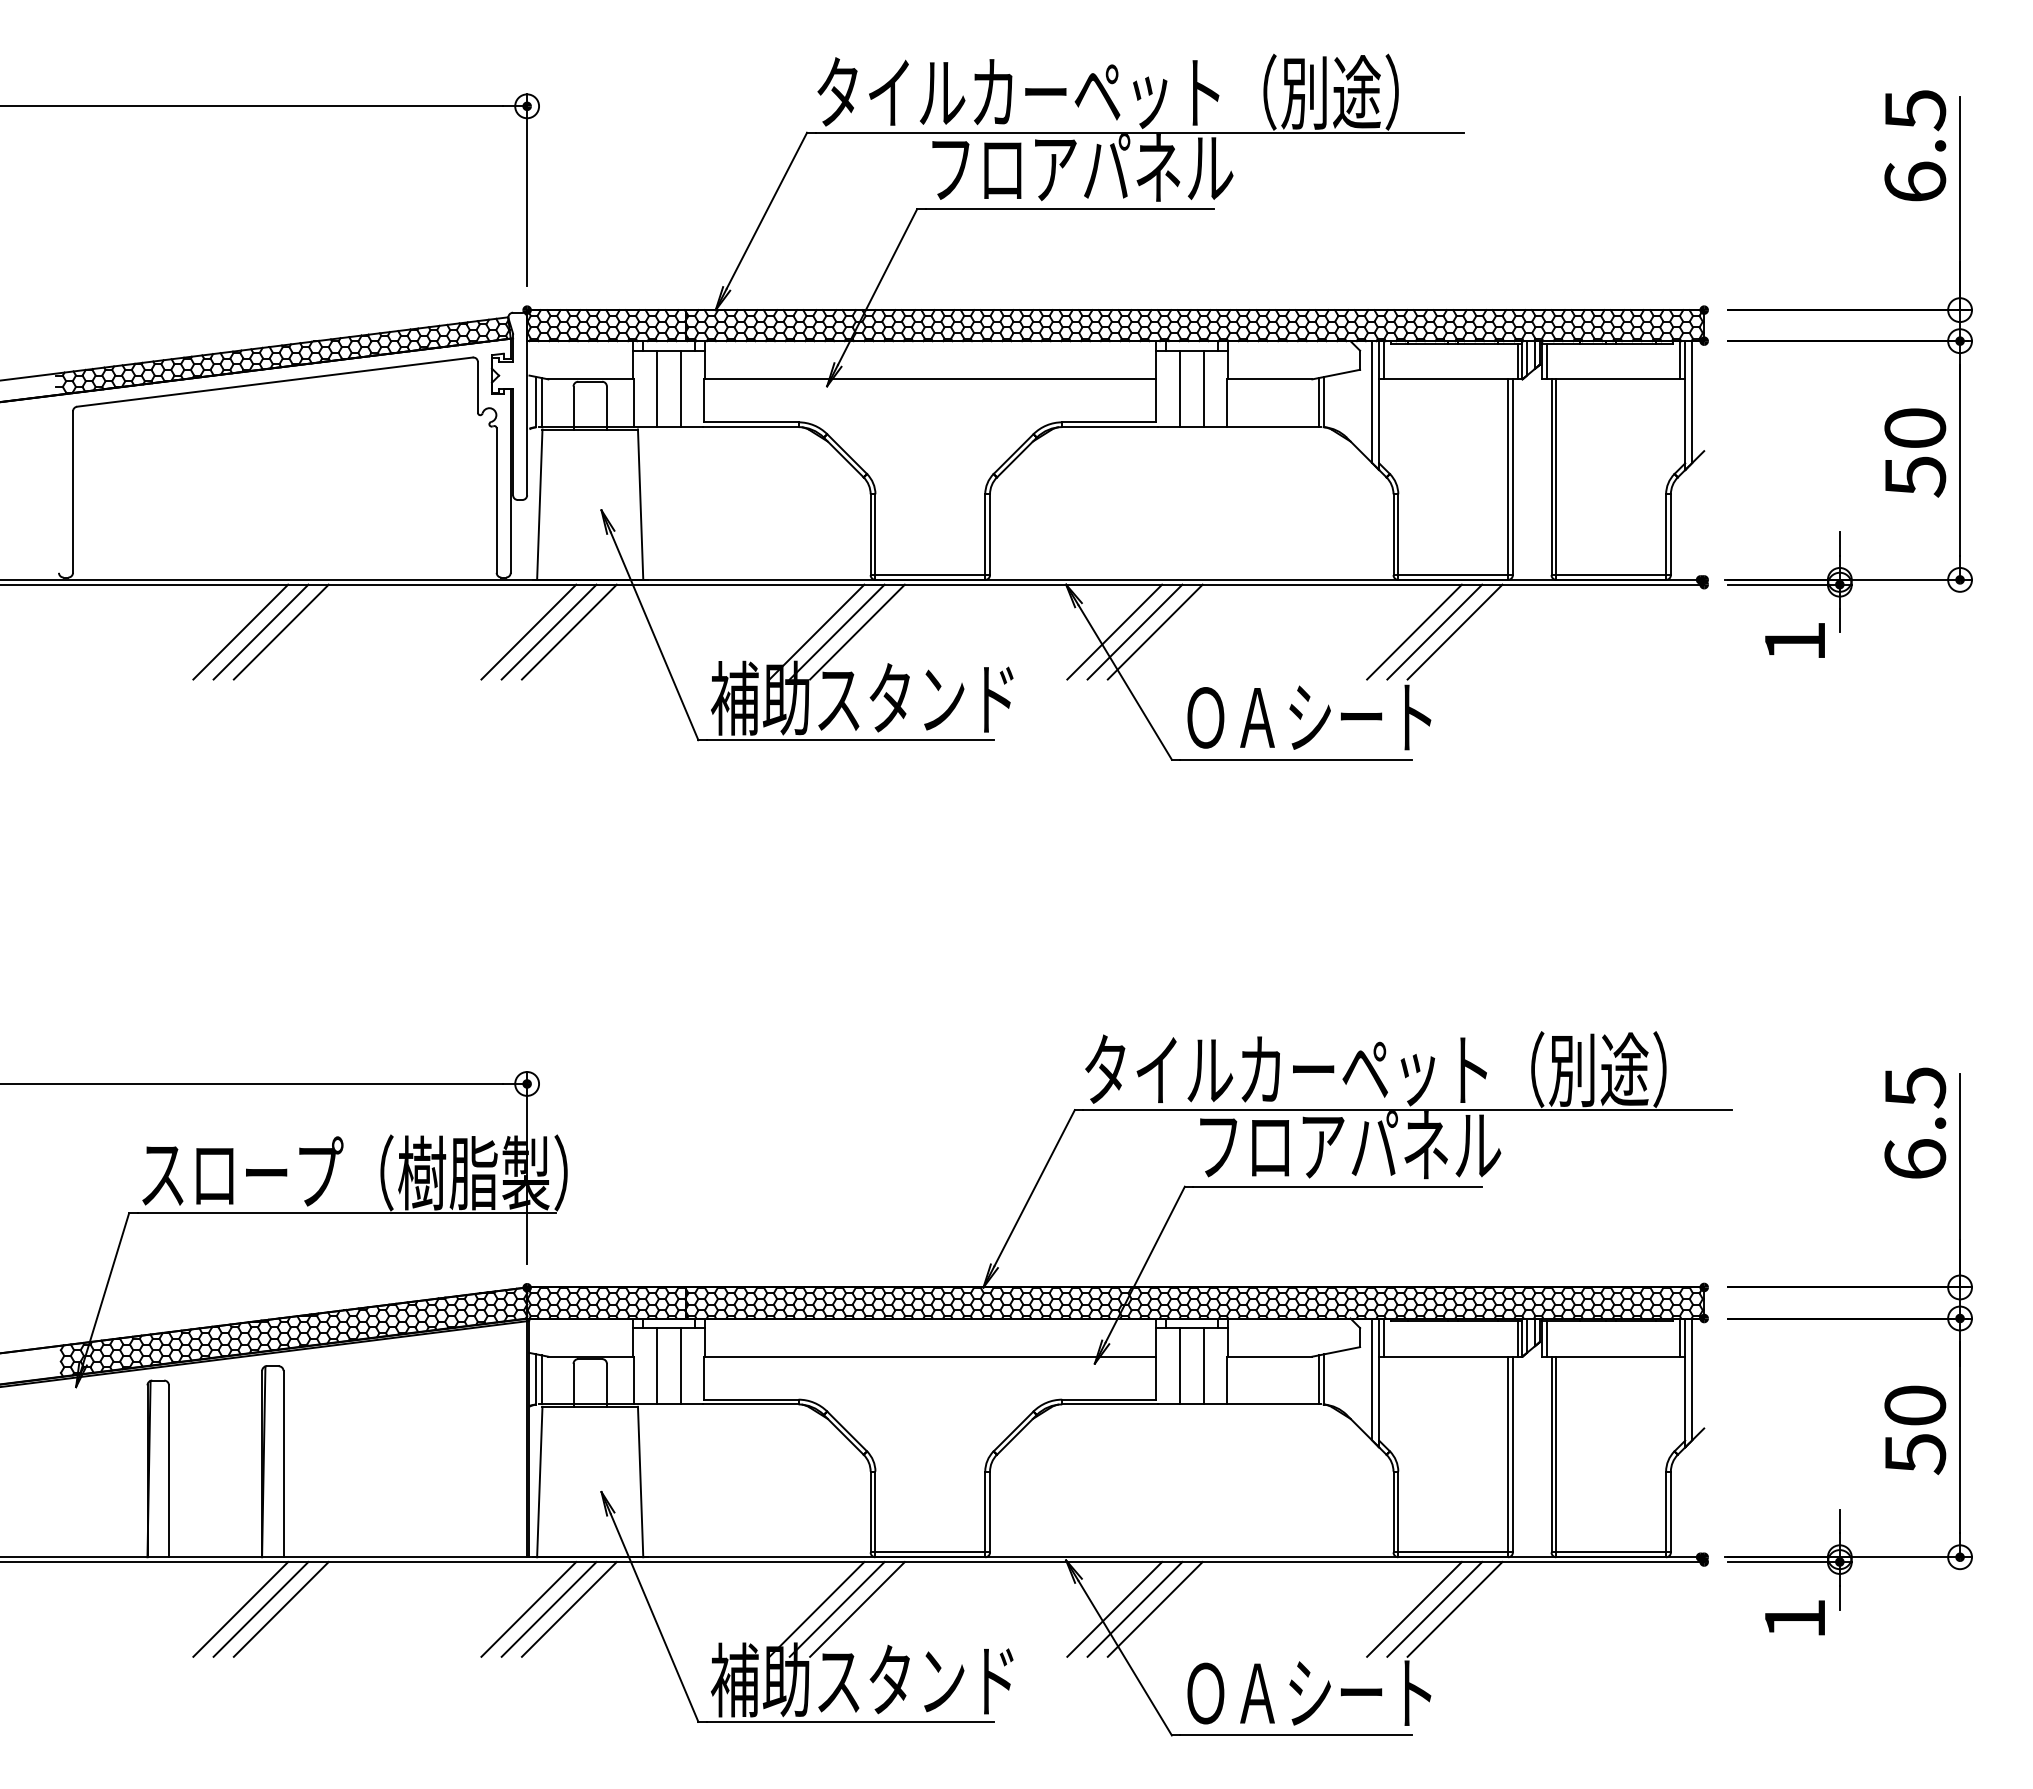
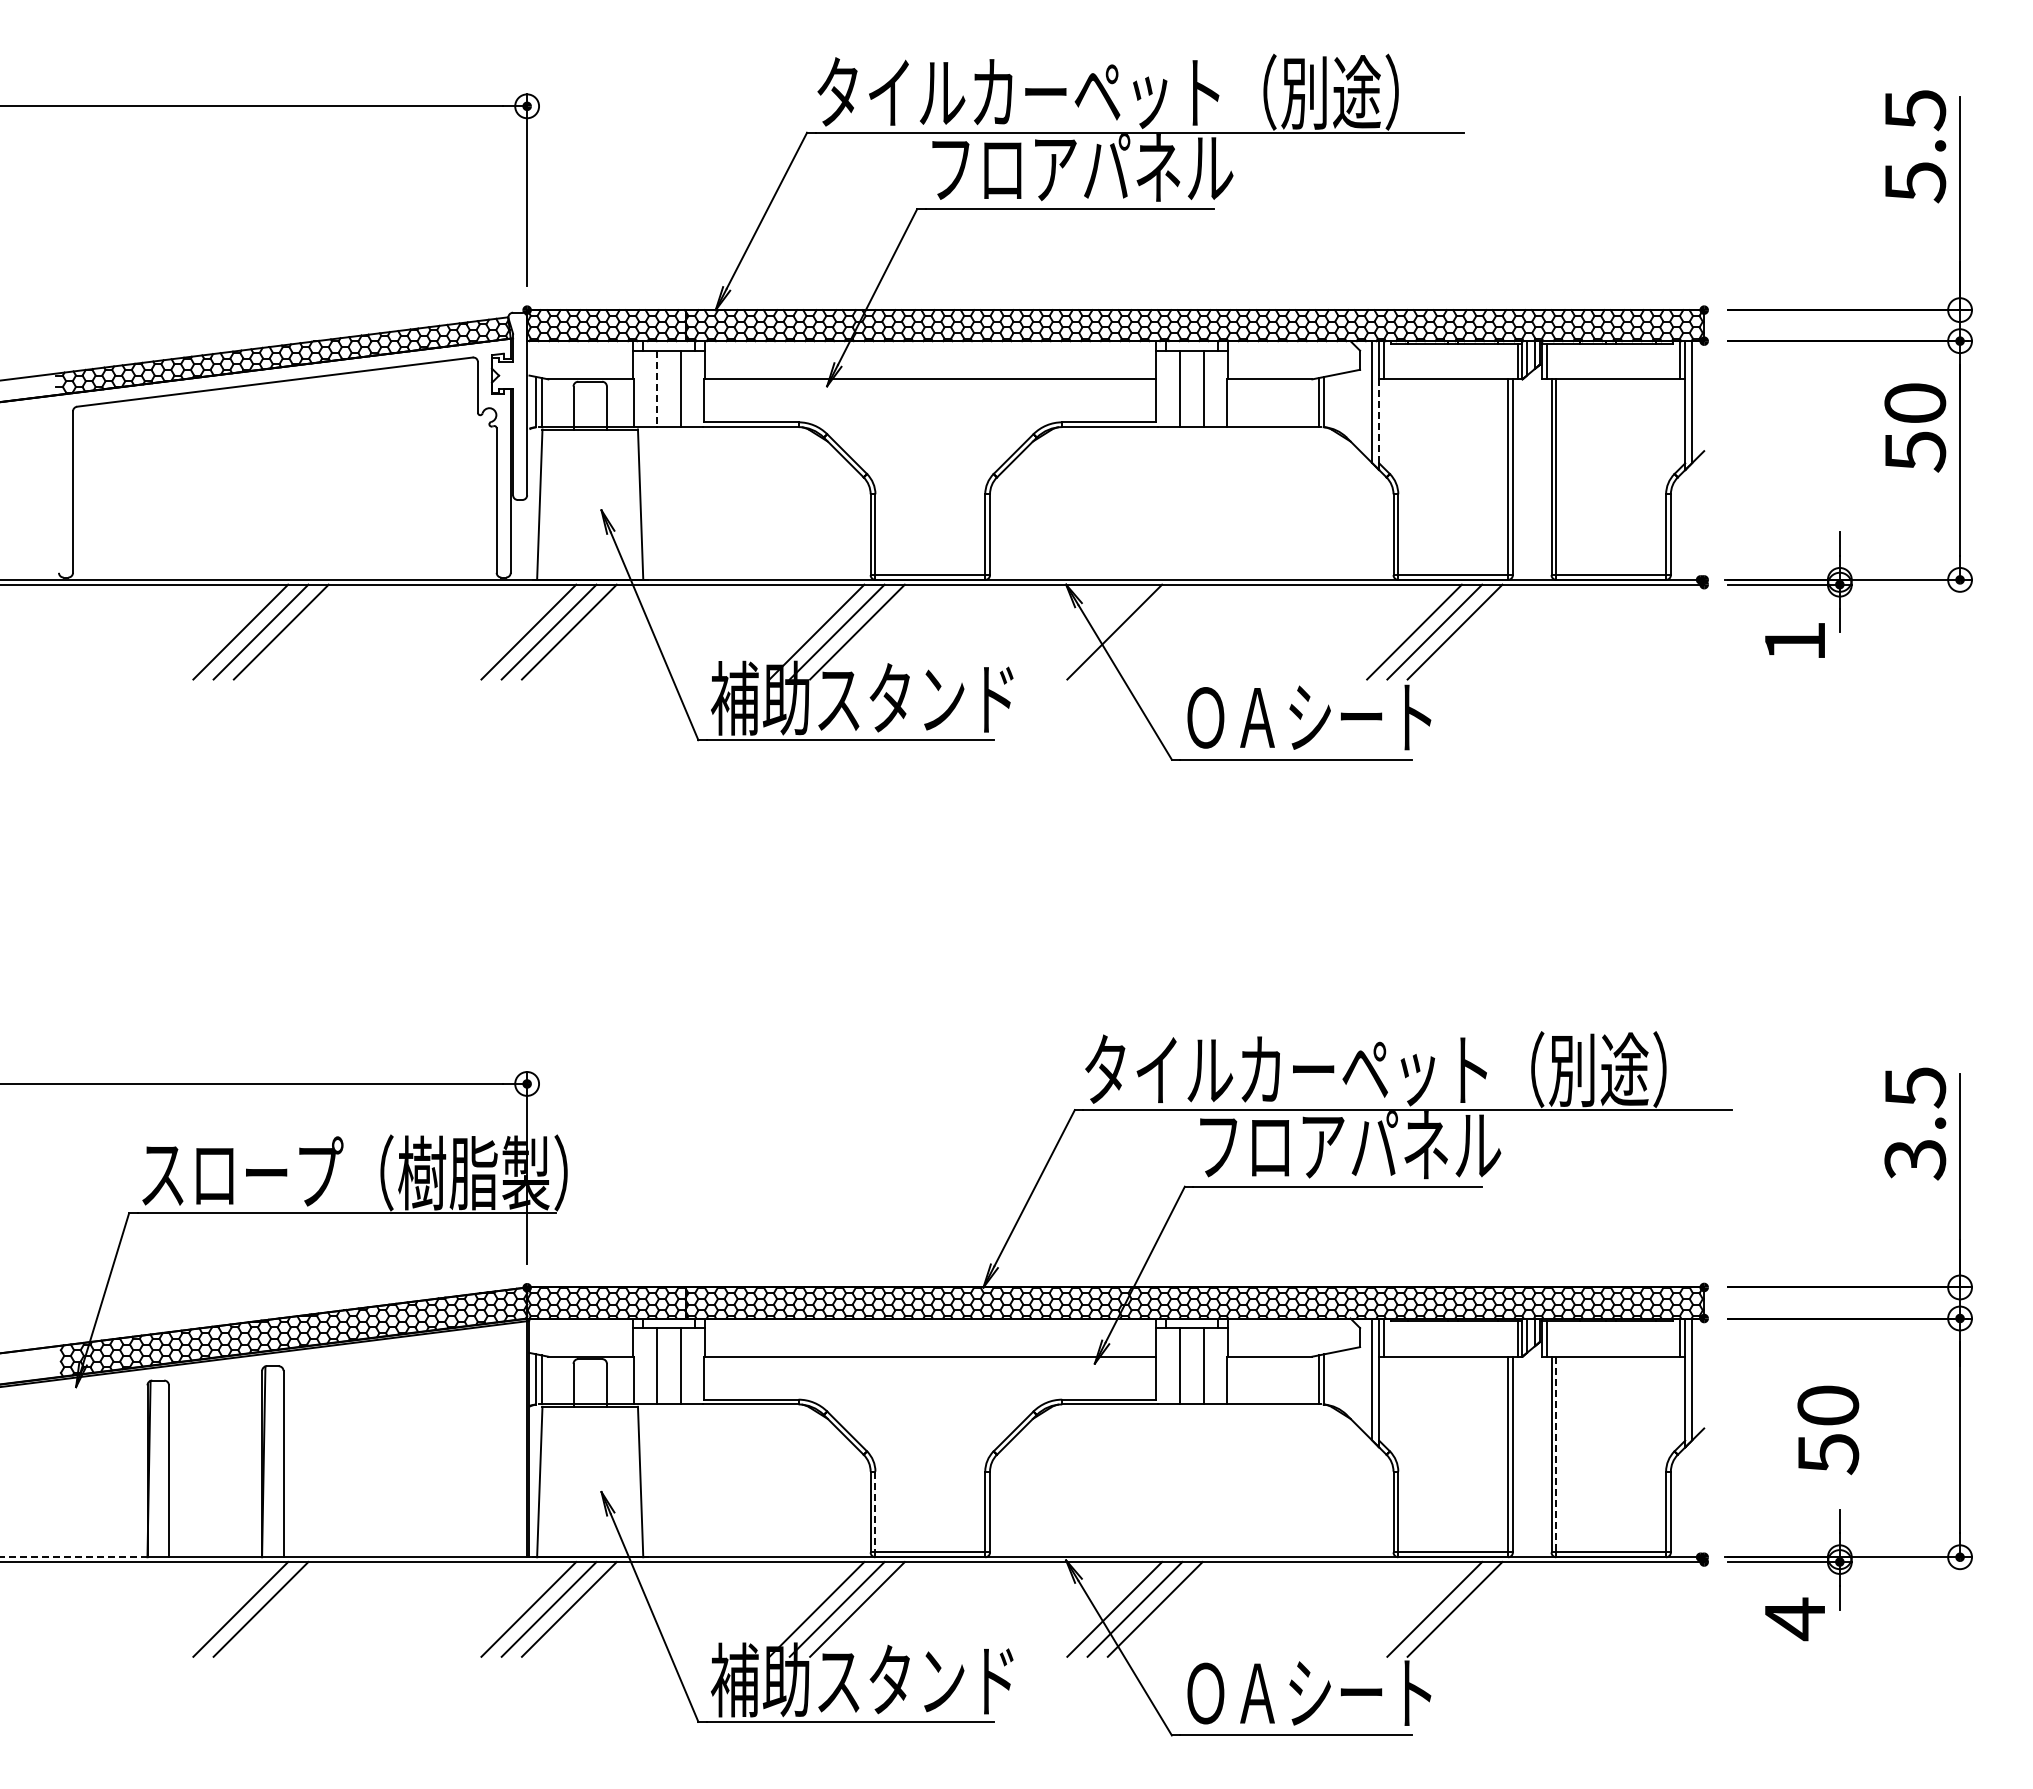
text: 6.5 -> 5.5 (1915, 182)
line: solid -> dashed (656, 389)
line: solid -> dashed (1379, 421)
text position: (1915, 452) -> (1915, 427) (1915, 427)
line: present -> none (1134, 631)
line: present -> none (1154, 631)
text: 6.5 -> 3.5 (1915, 1159)
text position: (1915, 1430) -> (1828, 1430) (1828, 1430)
line: solid -> dashed (1556, 1454)
line: solid -> dashed (875, 1512)
line: solid -> dashed (73, 1557)
line: present -> none (280, 1609)
line: present -> none (1414, 1609)
text: 1 -> 4 (1794, 1619)
